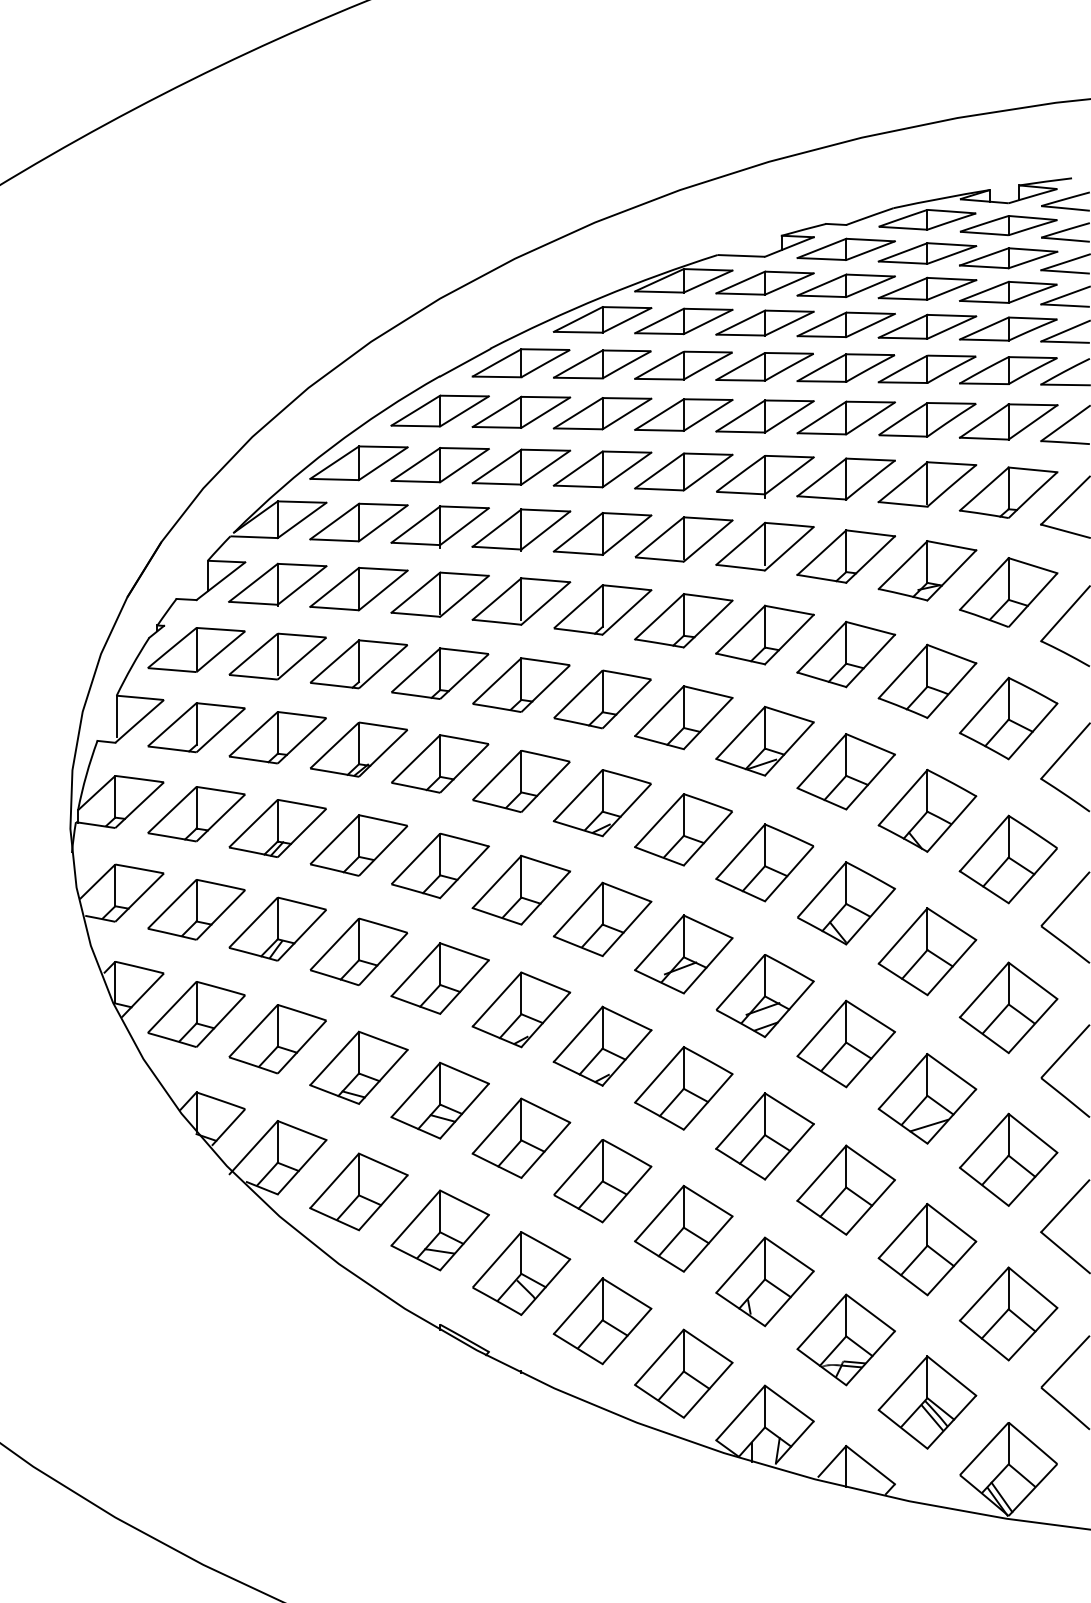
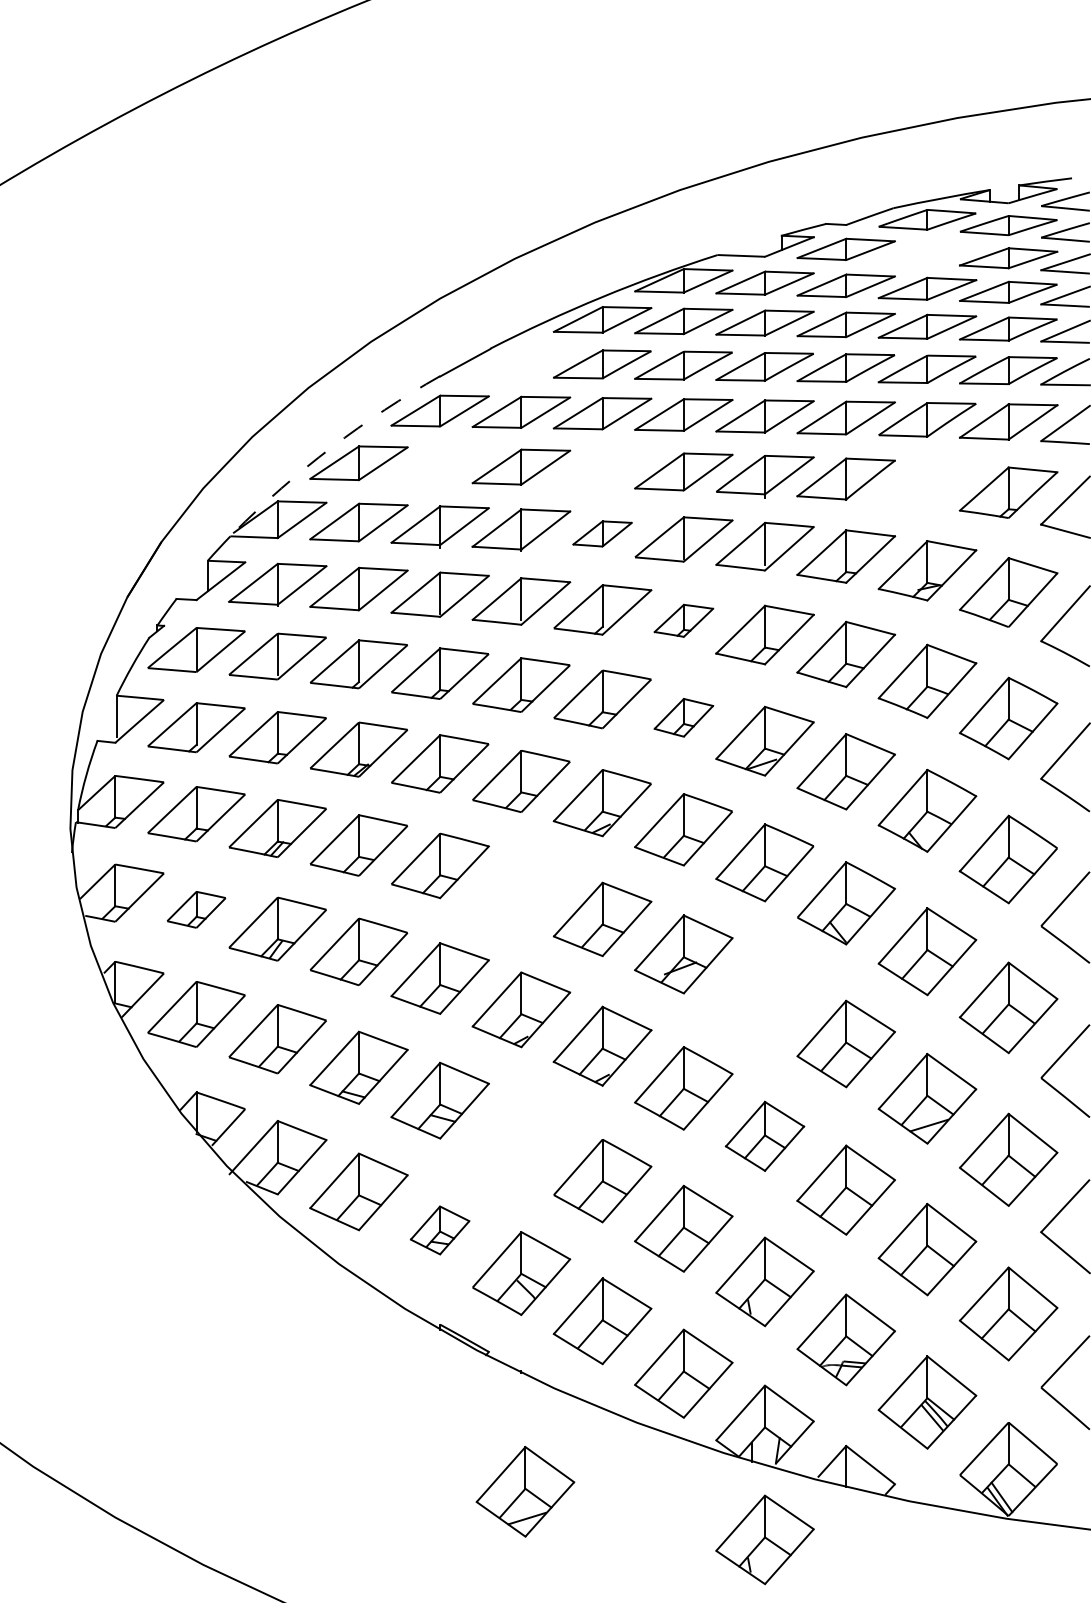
part: present -> none (927, 253)
part: present -> none (520, 363)
arc: solid -> dashed (331, 447)
part: present -> none (439, 465)
part: present -> none (602, 469)
part: present -> none (927, 484)
part size: 101x44 px -> 61x28 px (602, 533)
part size: 100x56 px -> 62x35 px (683, 620)
part size: 100x66 px -> 62x40 px (683, 717)
part: present -> none (521, 889)
part size: 99x62 px -> 61x38 px (196, 909)
part: present -> none (764, 996)
part size: 100x89 px -> 82x72 px (764, 1135)
part: present -> none (521, 1137)
part size: 100x83 px -> 62x51 px (439, 1230)
part: none -> present (525, 1491)
part: none -> present (764, 1539)
